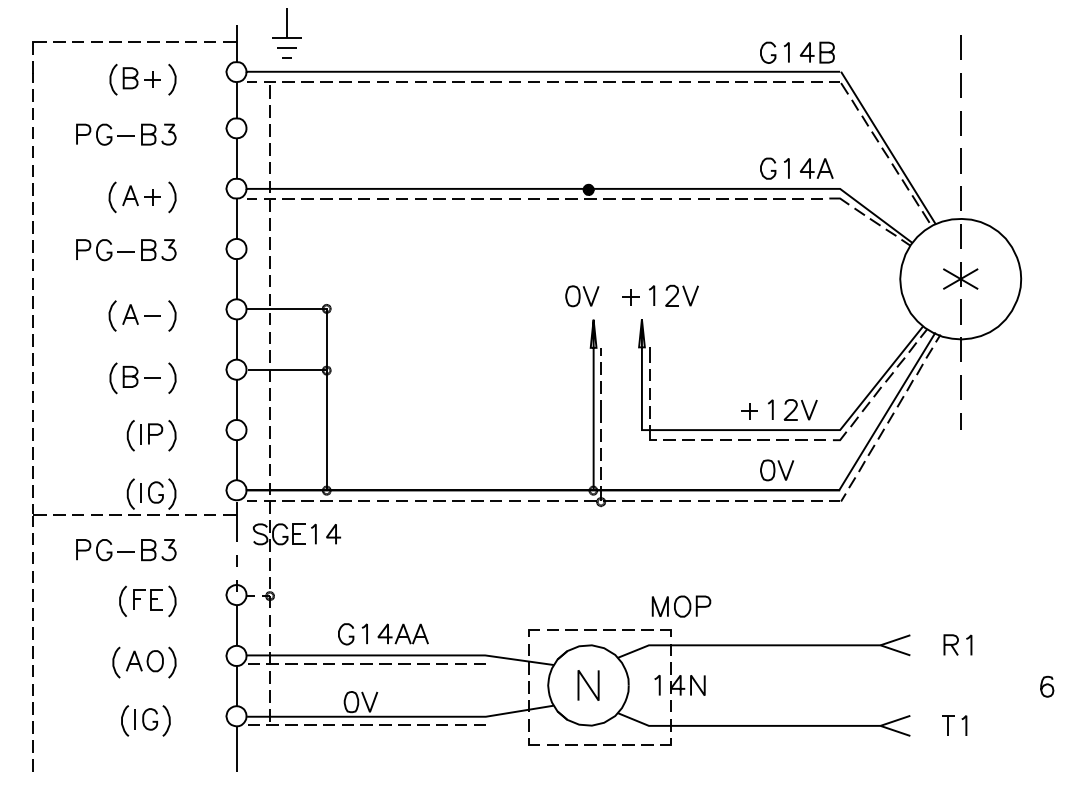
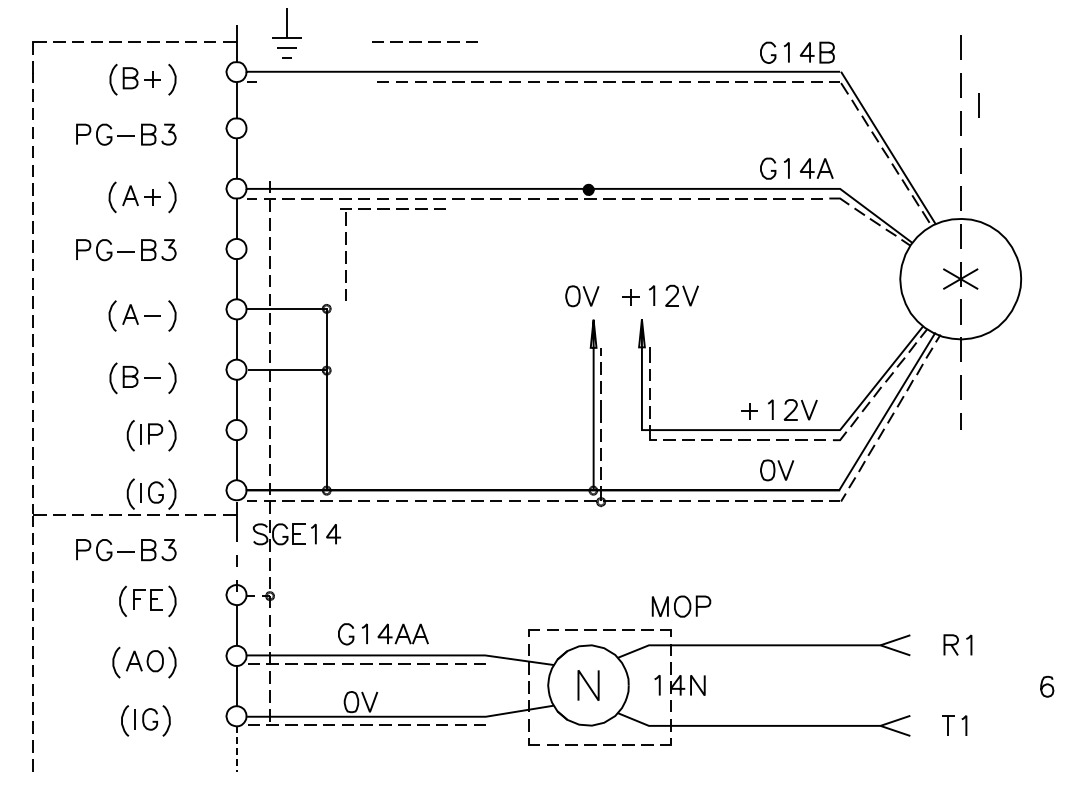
line: none -> present (421, 41)
part position: (313, 82) -> (389, 209) (389, 209)
line: none -> present (978, 105)
line: solid -> dashed (236, 749)
